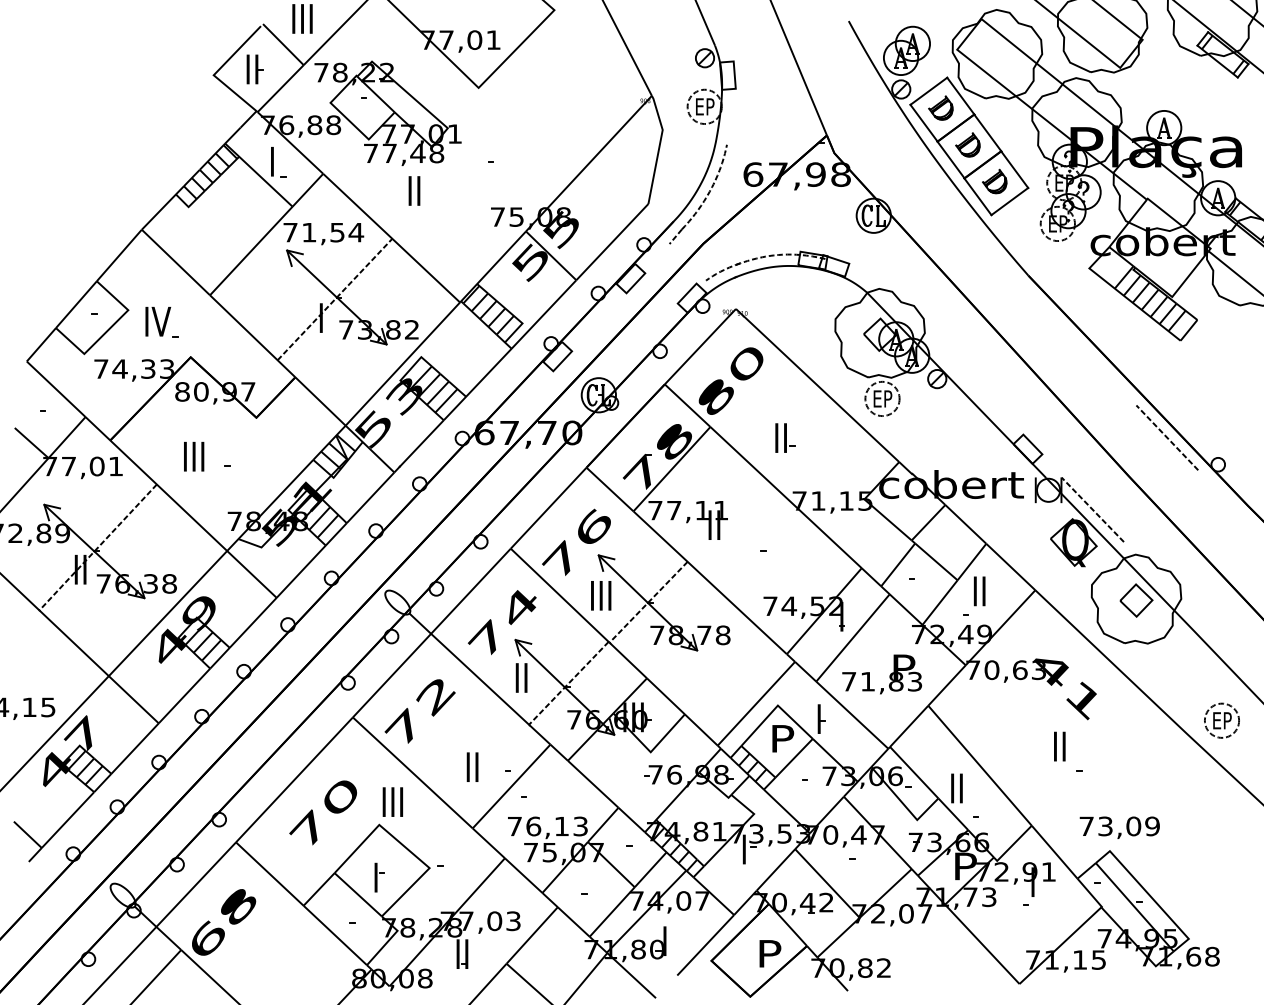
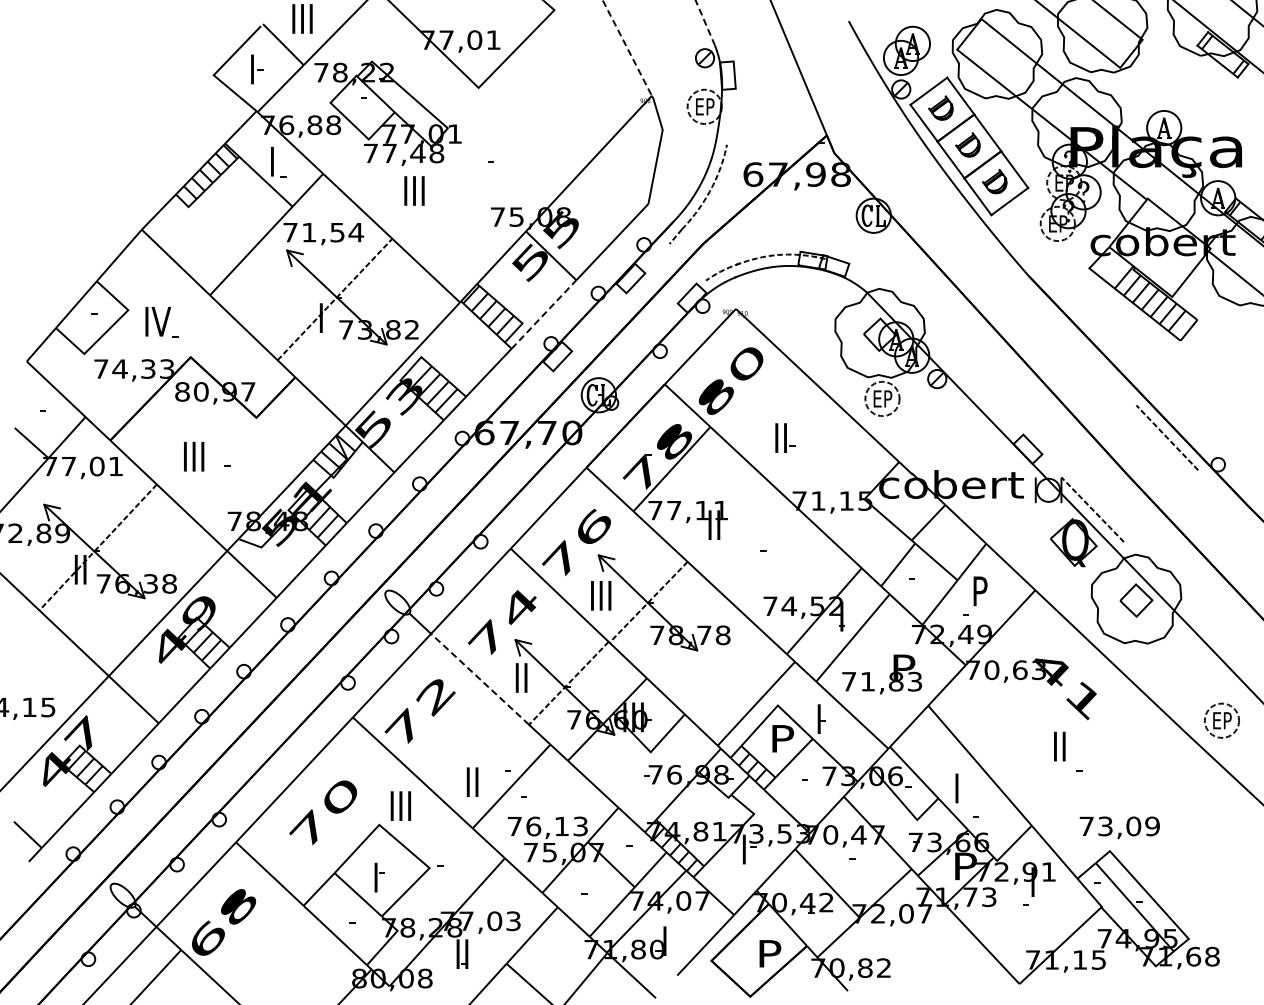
line: solid -> dashed (705, 22)
line: solid -> dashed (627, 48)
text: II -> I (252, 69)
text: II -> III (414, 190)
line: solid -> dashed (544, 314)
text: II -> P (980, 591)
line: solid -> dashed (480, 679)
text position: (472, 766) -> (472, 781) (472, 781)
text: II -> I (956, 788)
text position: (392, 801) -> (400, 805) (400, 805)
